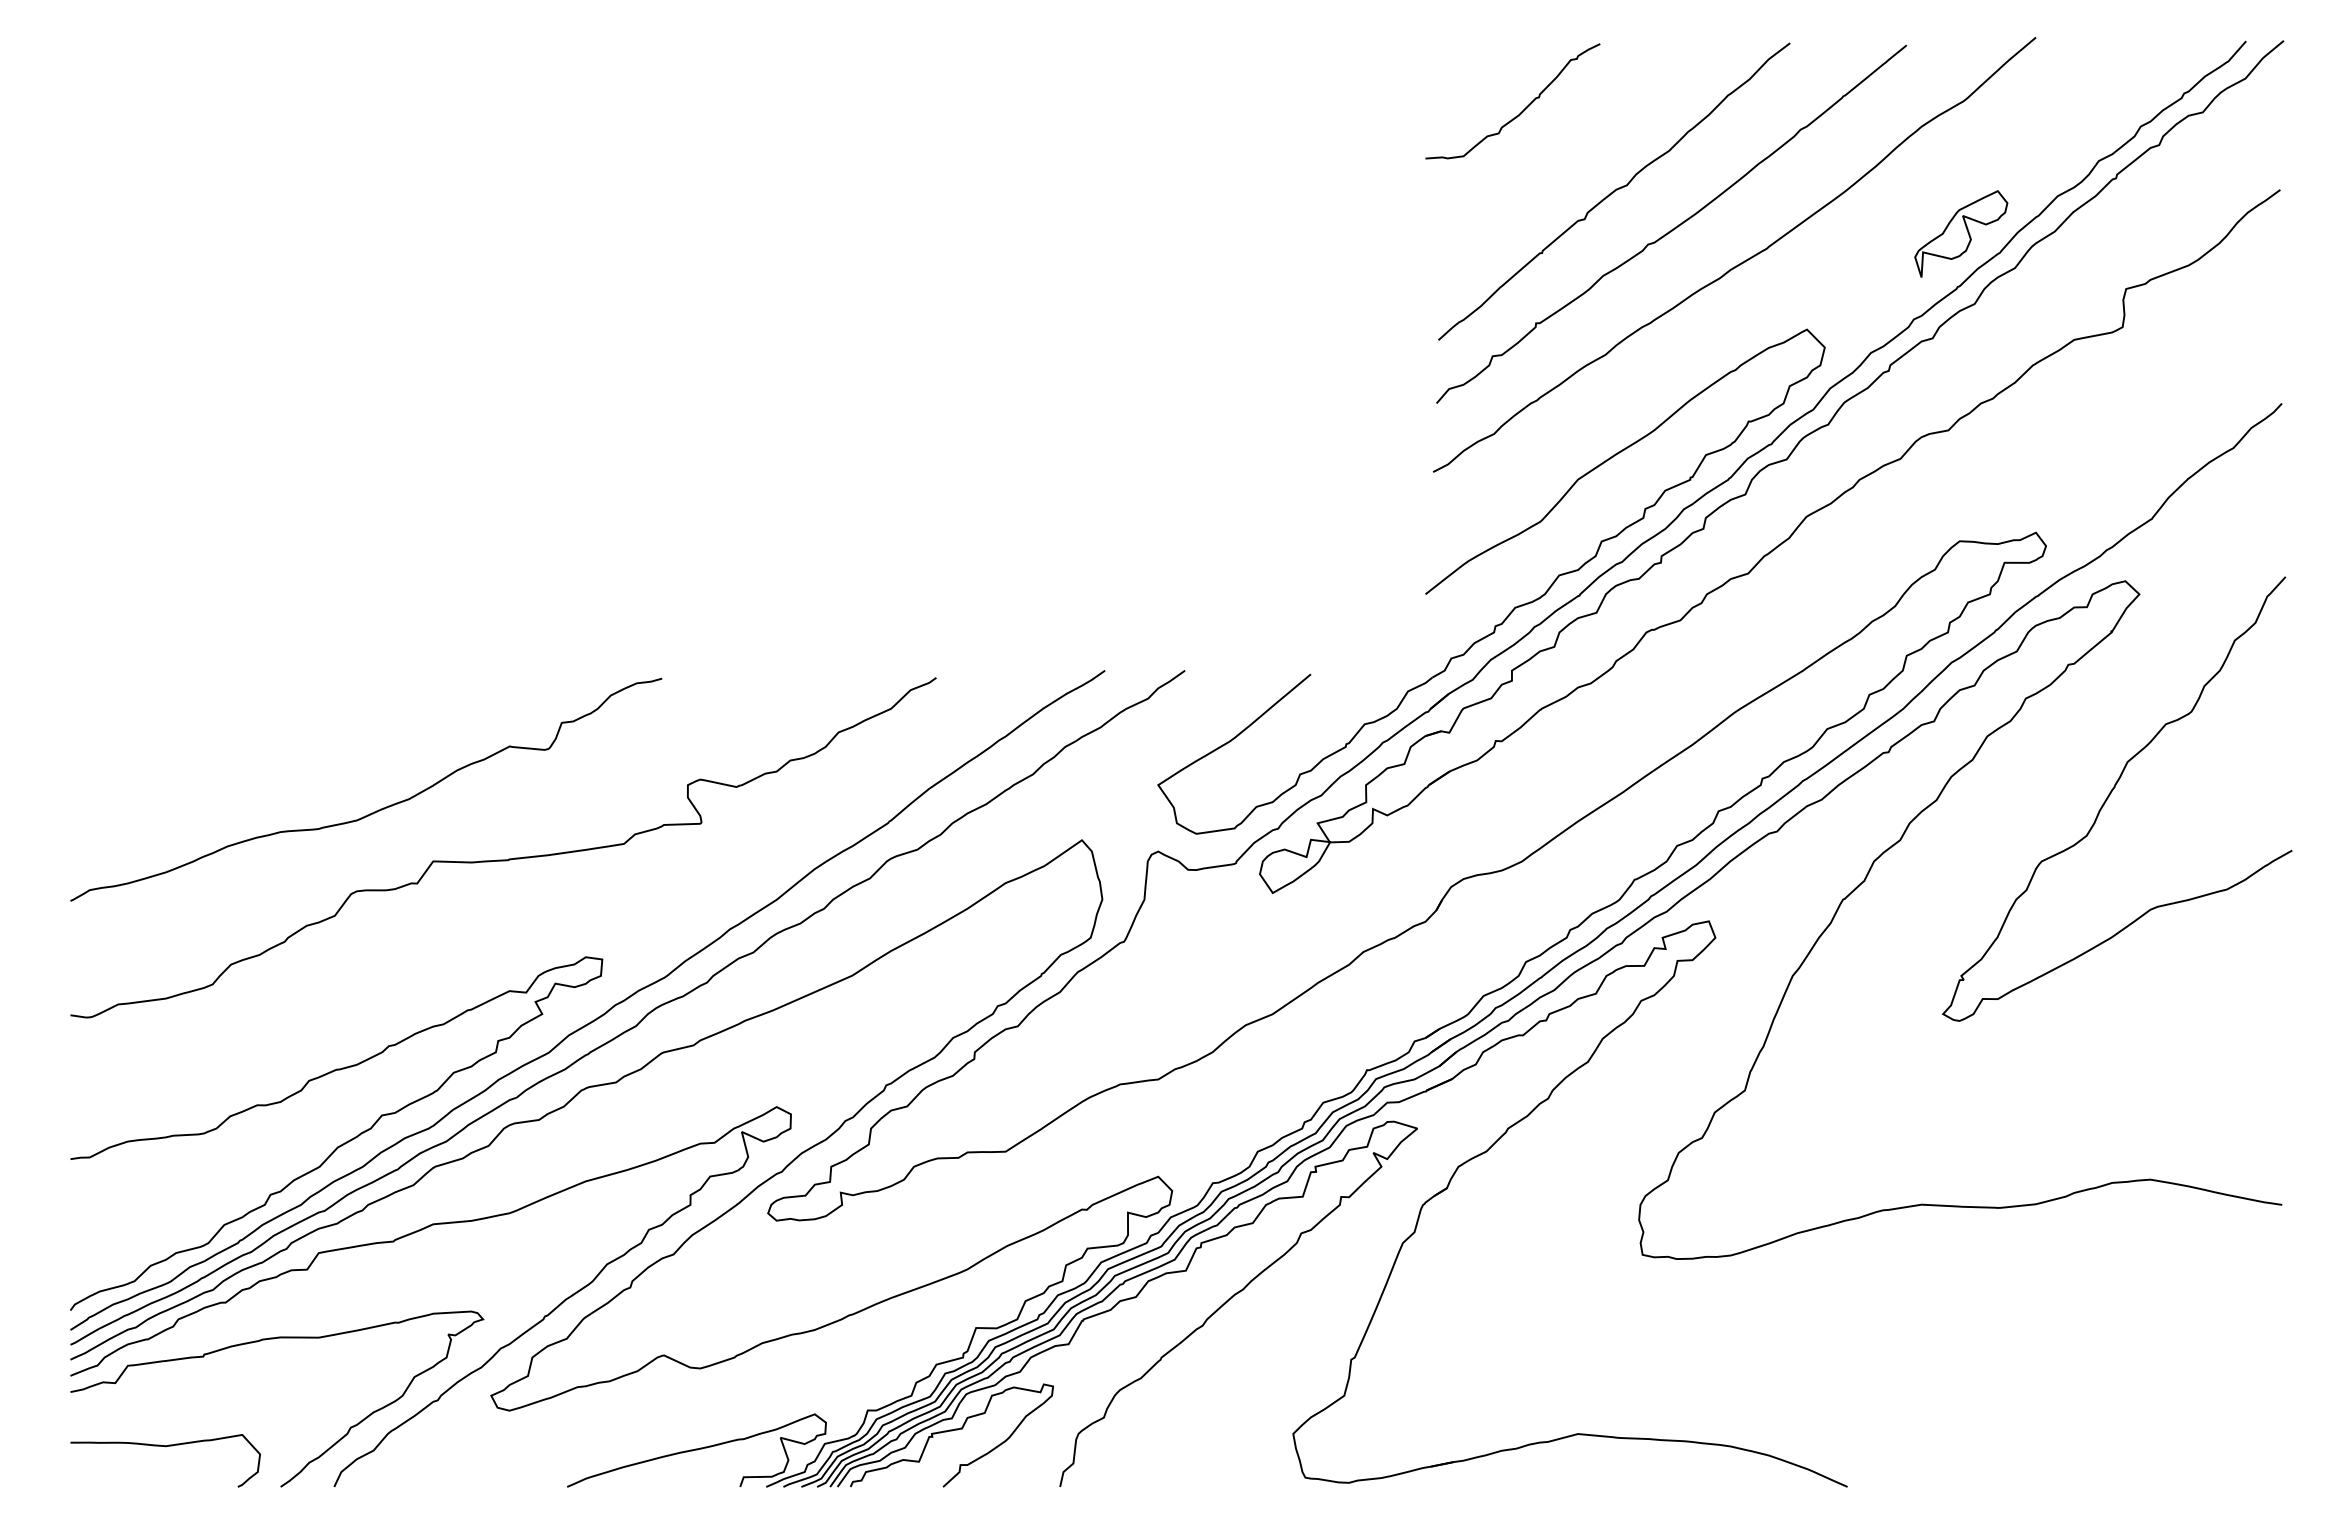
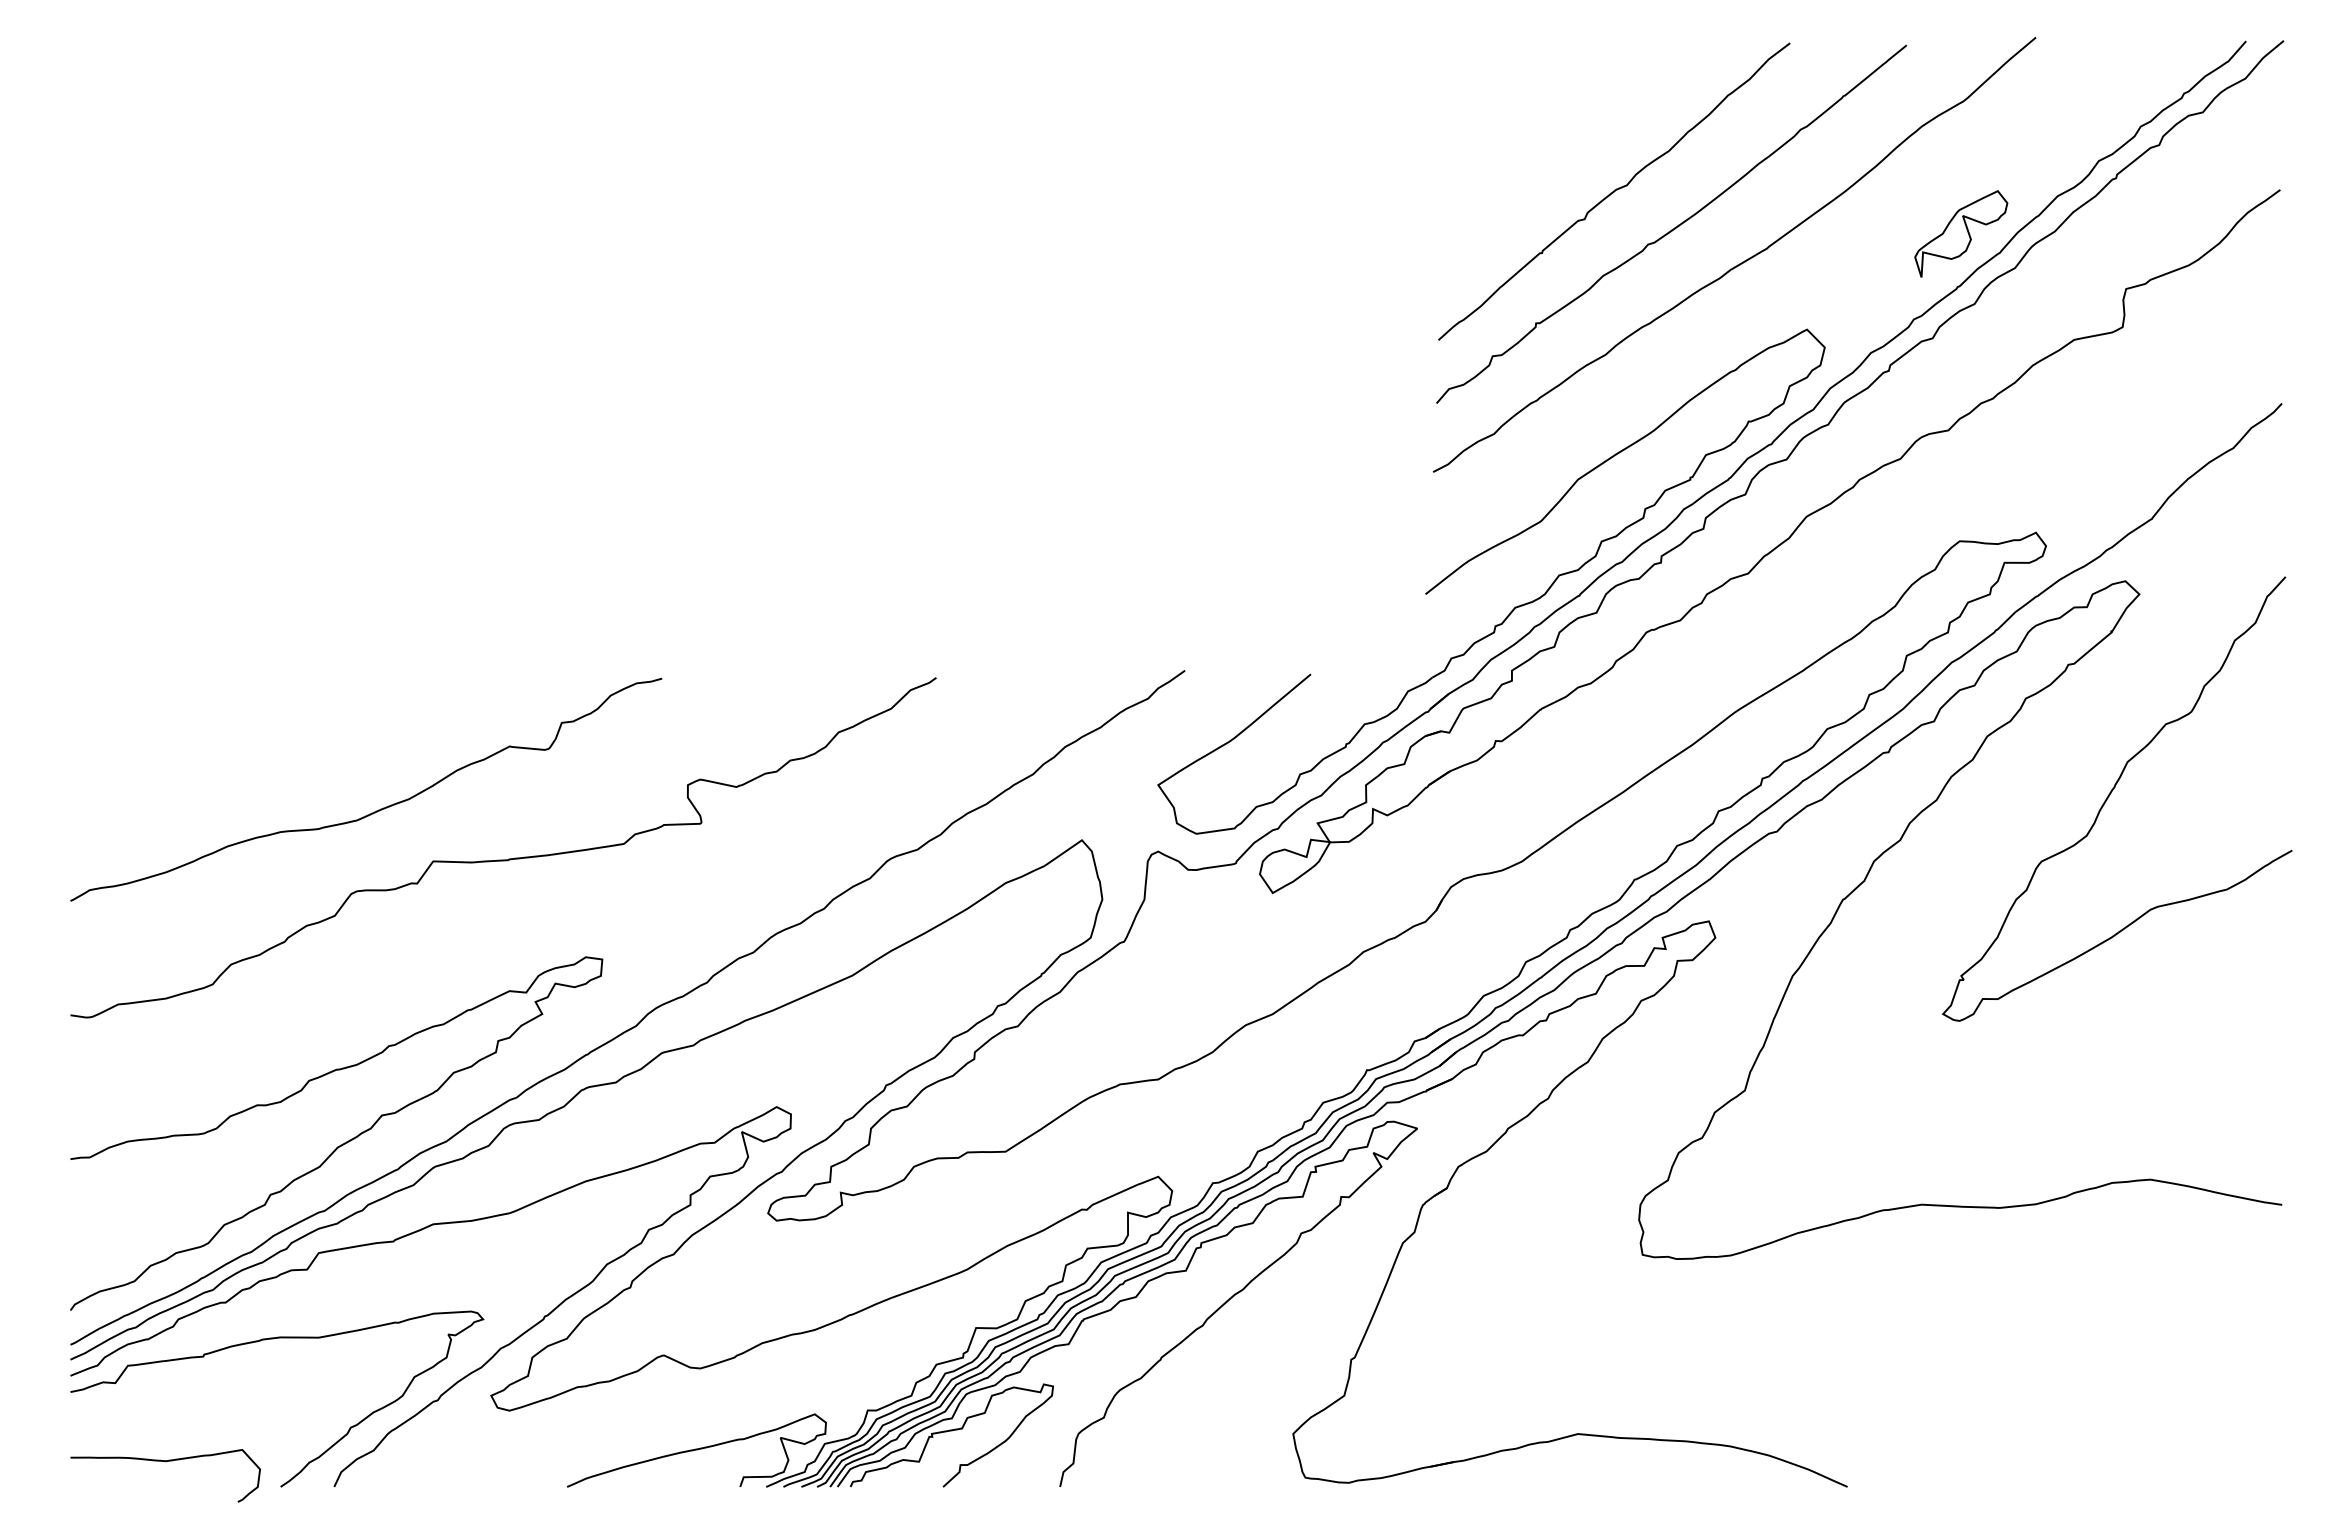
curve: present -> none (1522, 110)
curve: present -> none (598, 1016)
curve position: (165, 1447) -> (165, 1462) (165, 1462)
